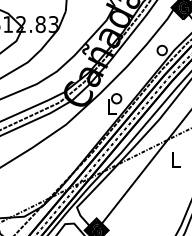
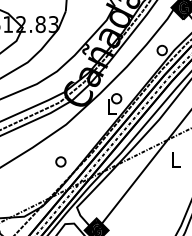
part: none -> present (60, 161)
